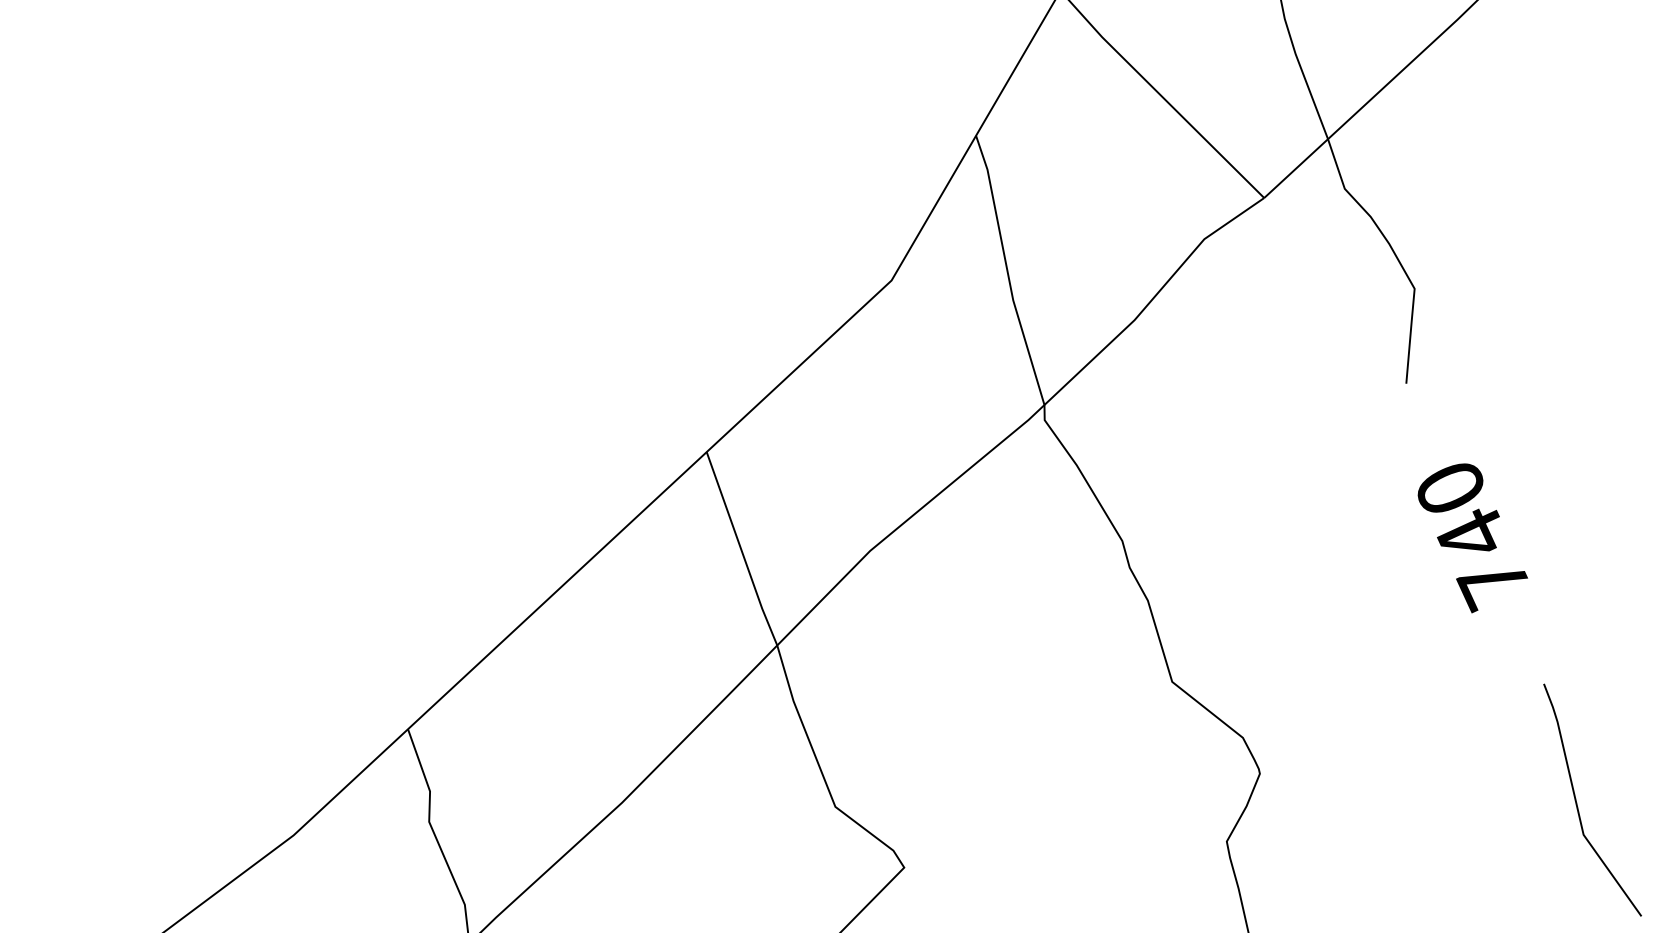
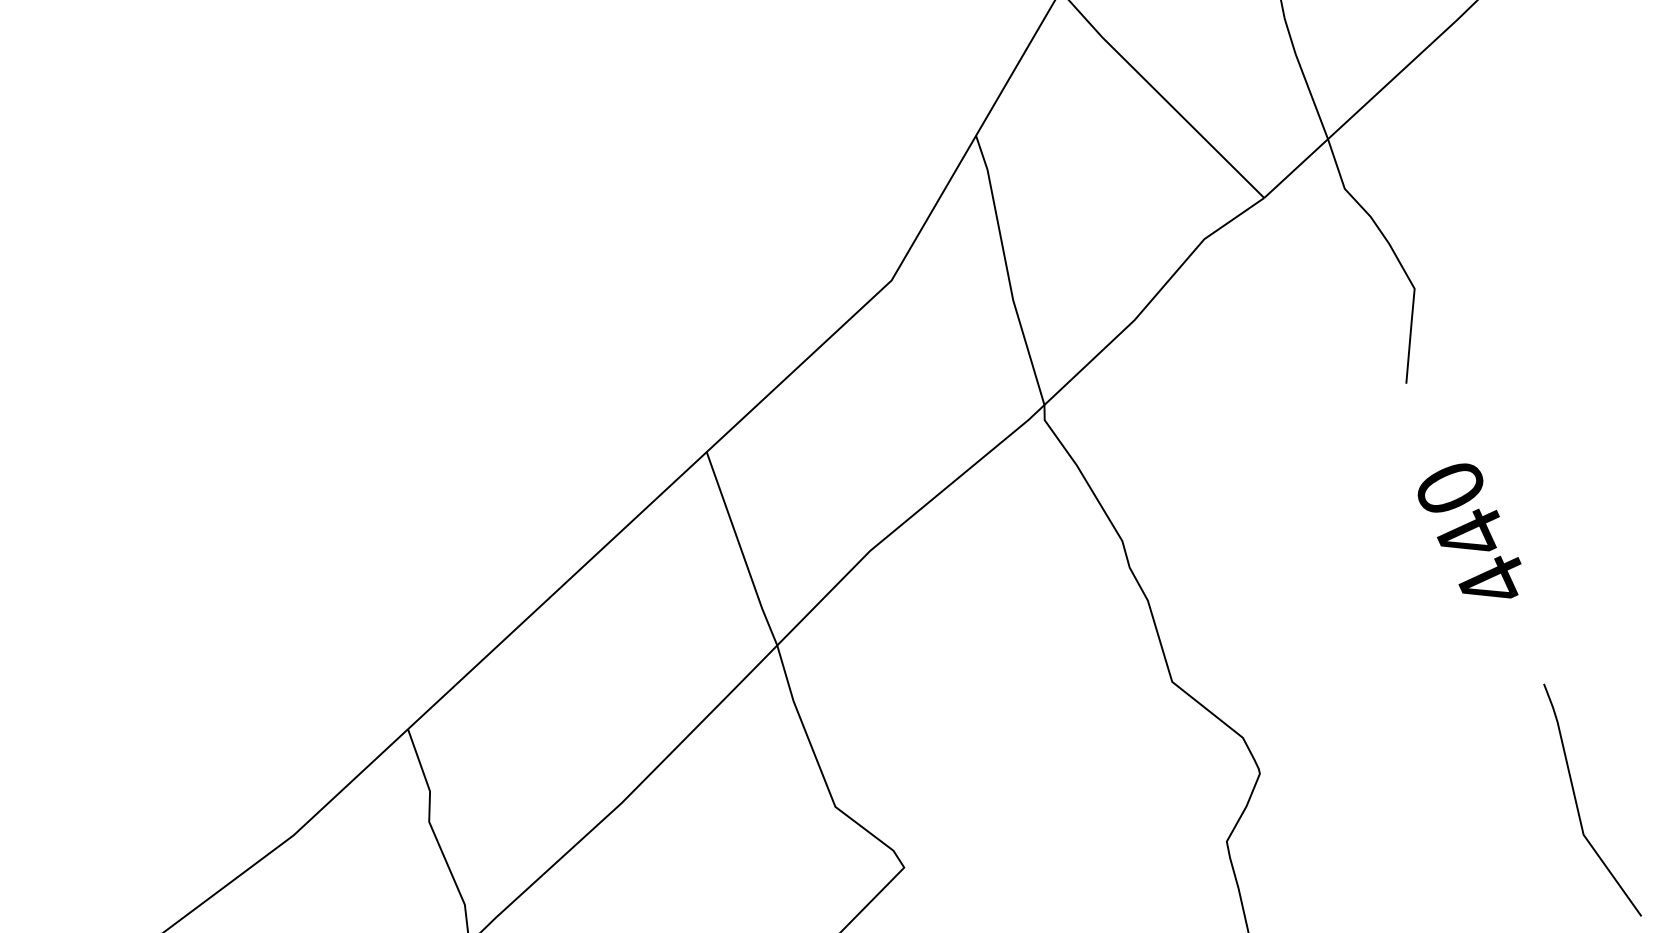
text: 740 -> 440 (1492, 584)
